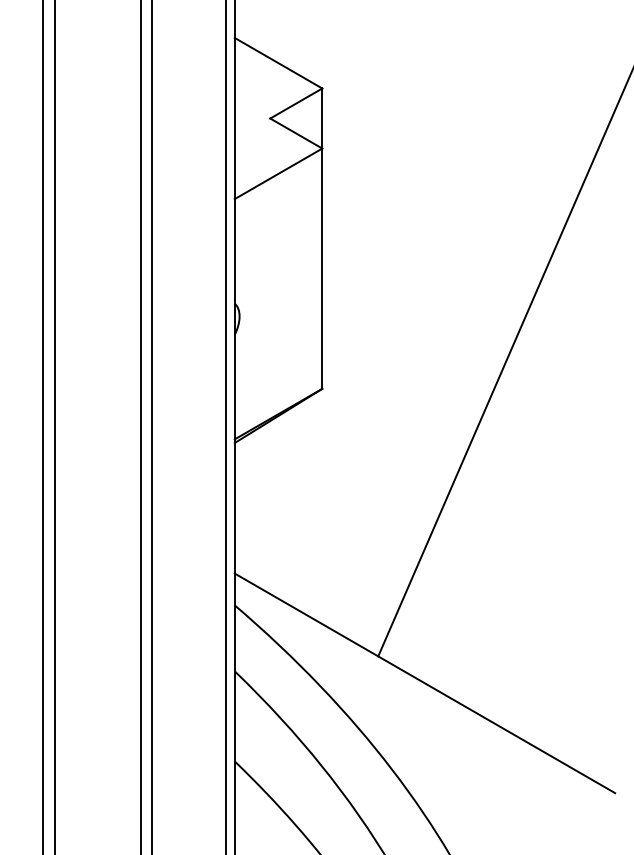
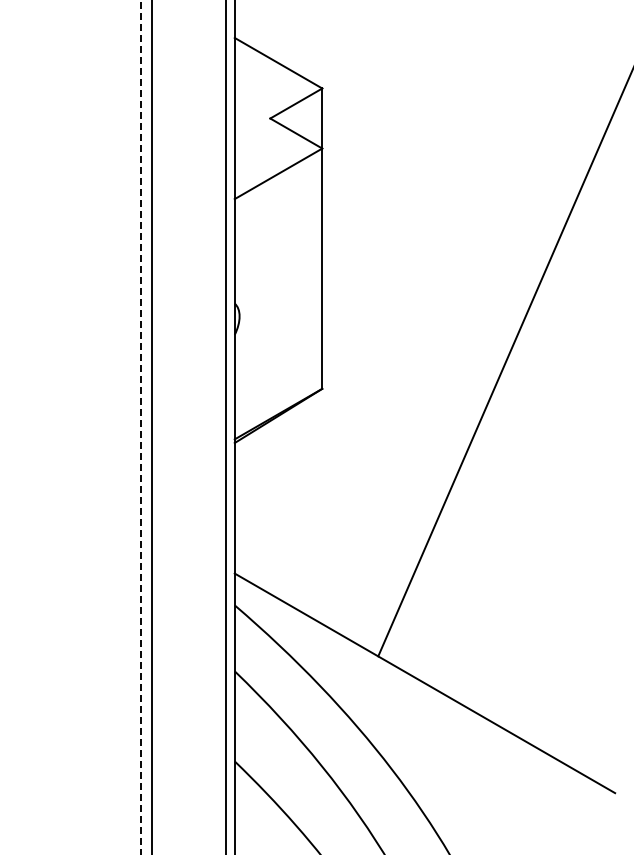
line: present -> none (42, 426)
line: present -> none (55, 426)
line: solid -> dashed (141, 427)
